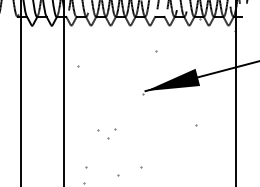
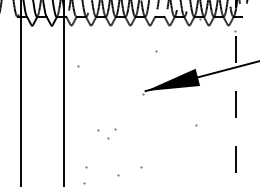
line: solid -> dashed (235, 93)
